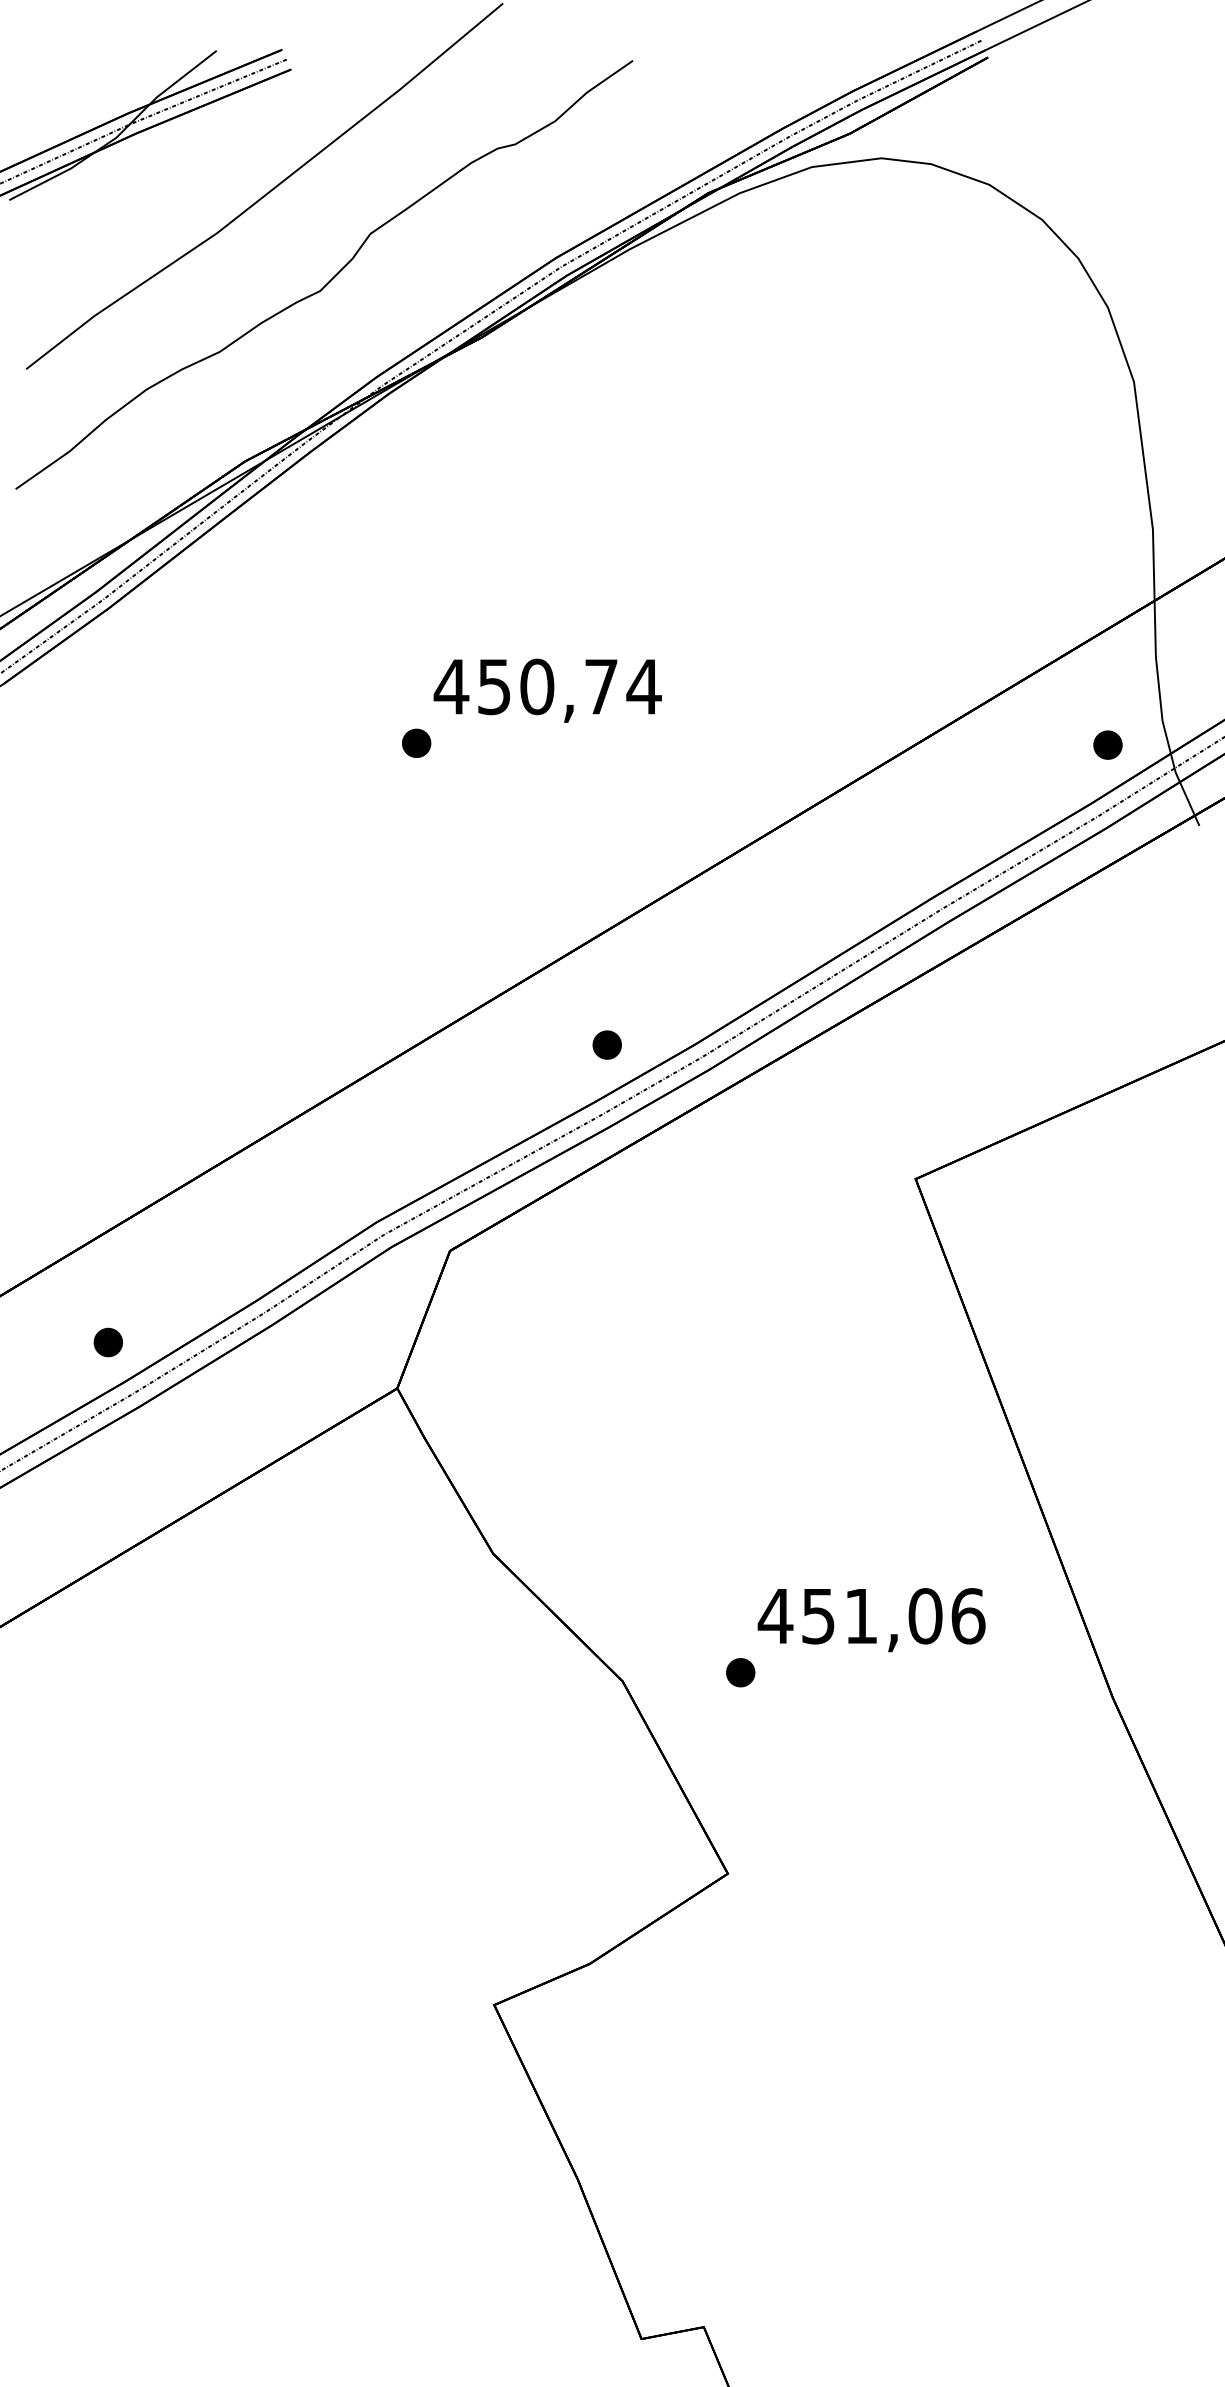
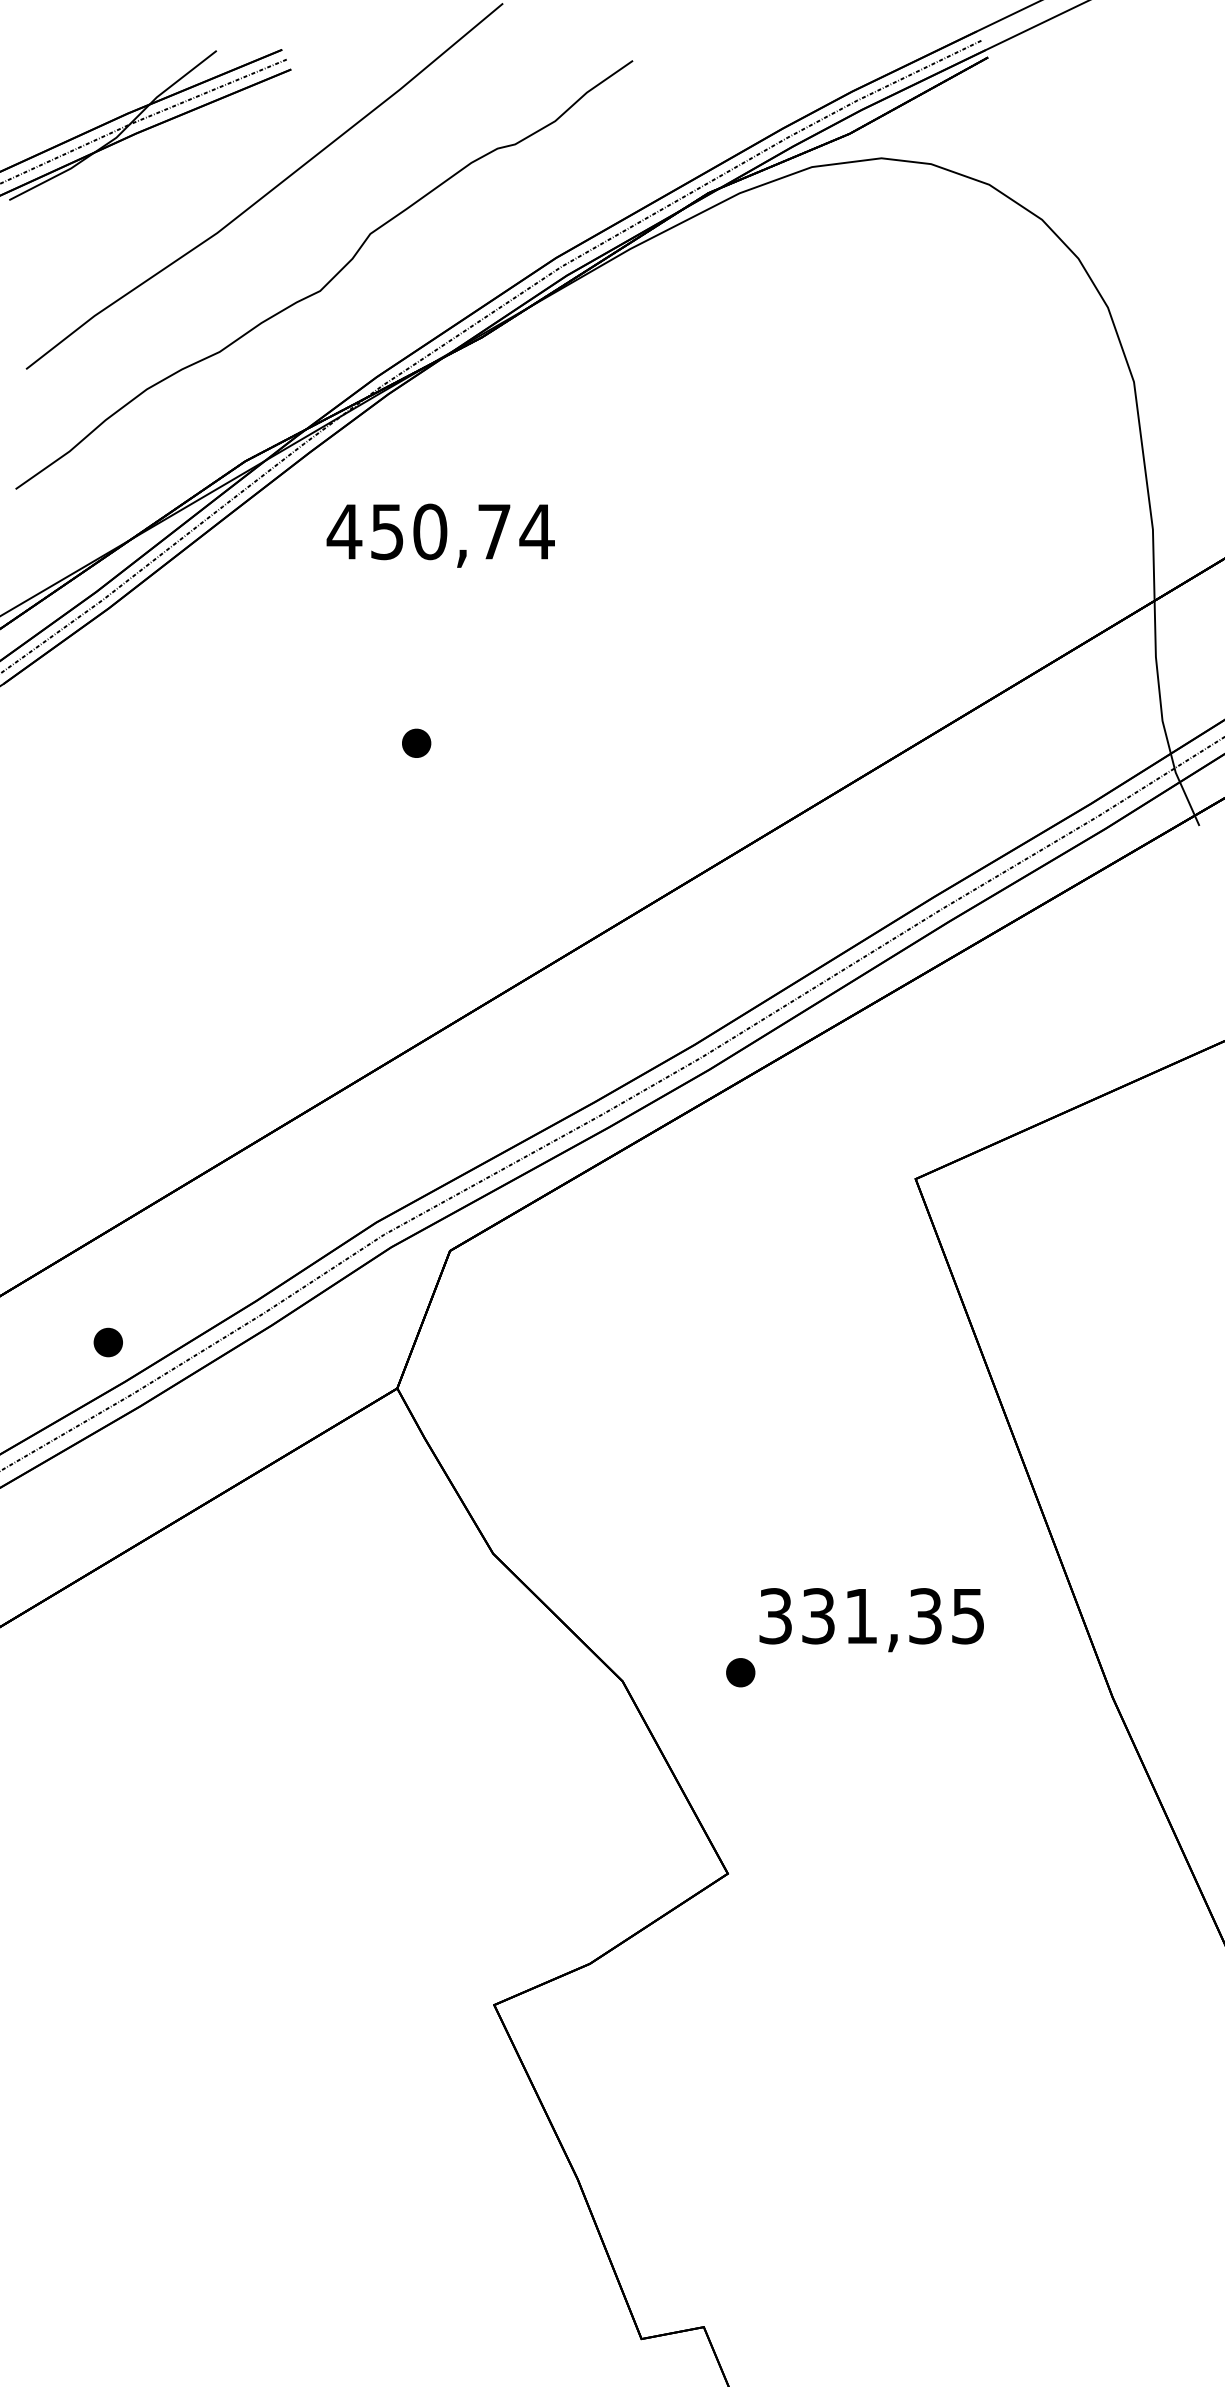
text position: (547, 690) -> (440, 535) (440, 535)
part: present -> none (1107, 744)
part: present -> none (606, 1044)
text: 451,06 -> 331,35 (871, 1616)
